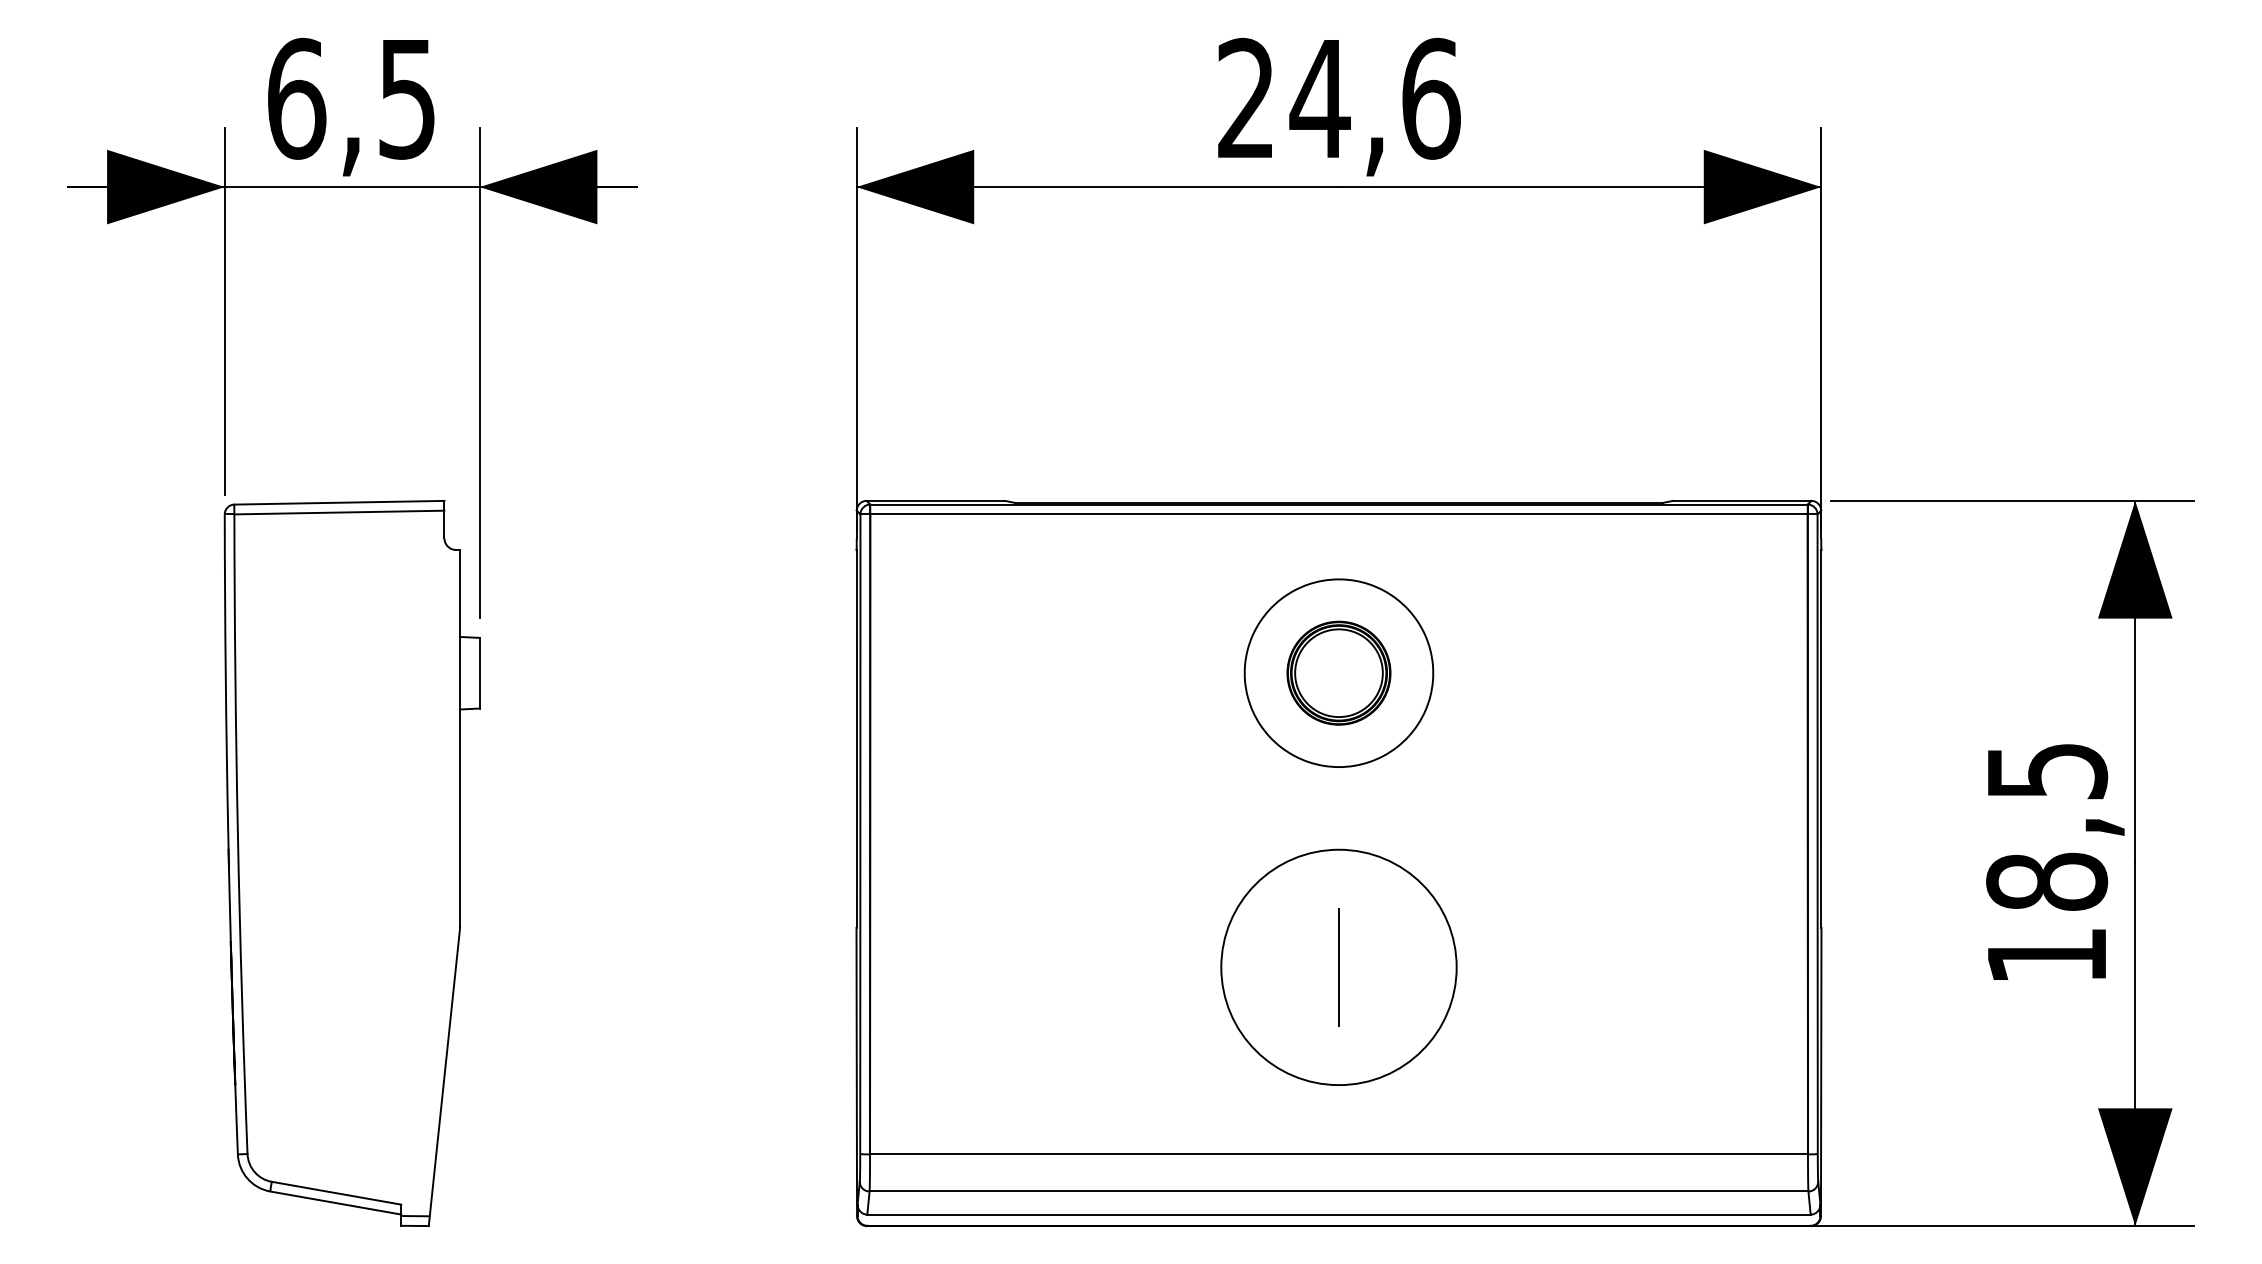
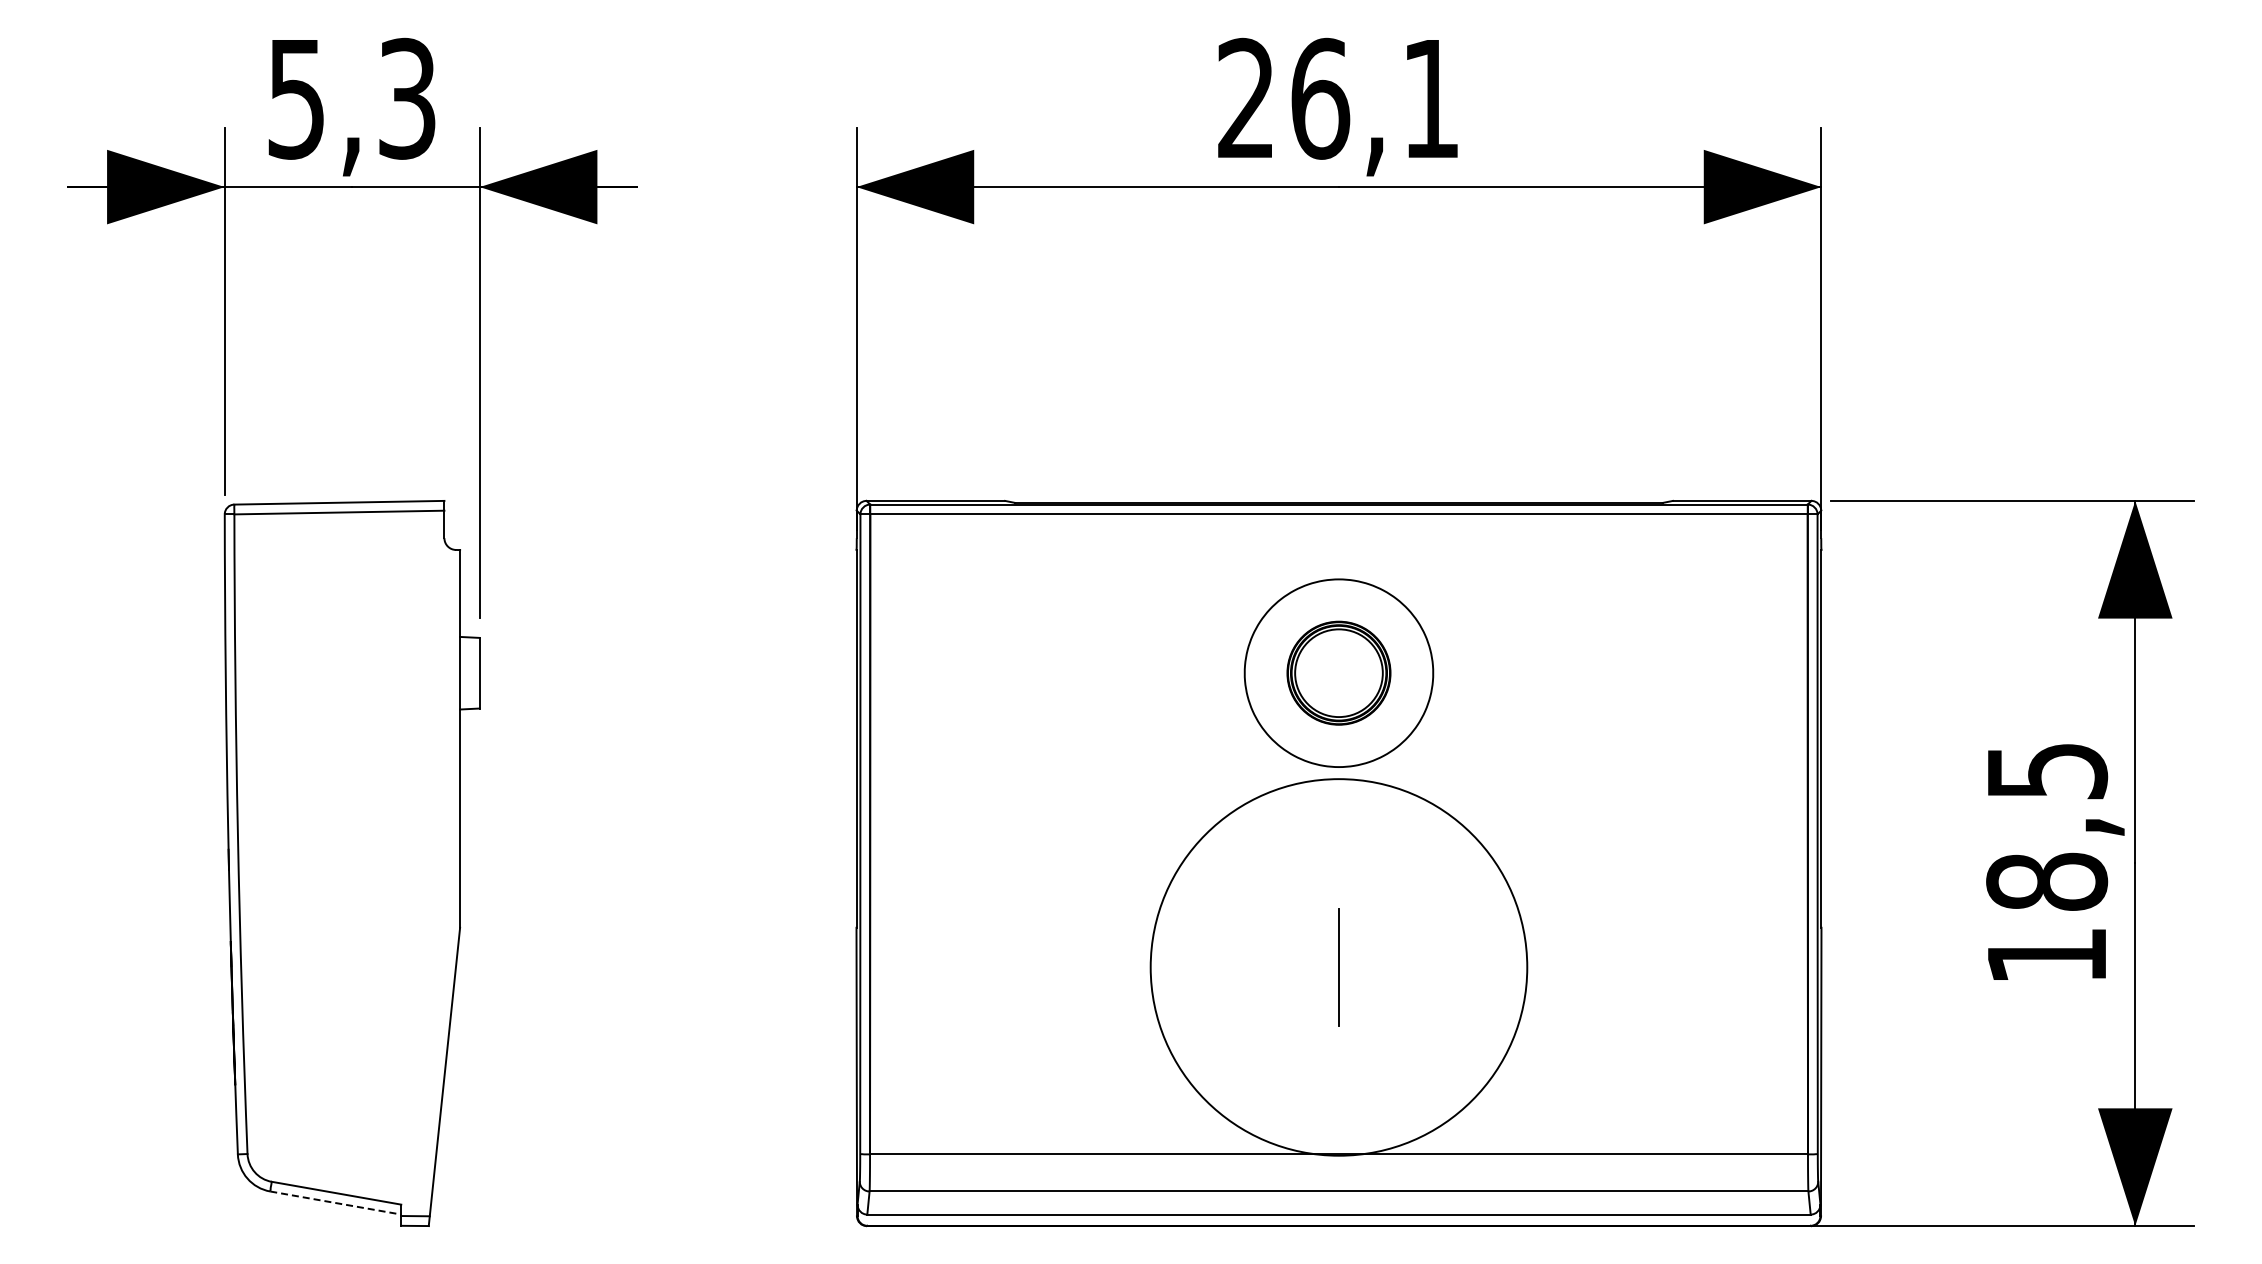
text: 6,5 -> 5,3 (351, 98)
text: 24,6 -> 26,1 (1374, 98)
circle diameter: 235 px -> 377 px (1338, 967)
line: solid -> dashed (335, 1203)
